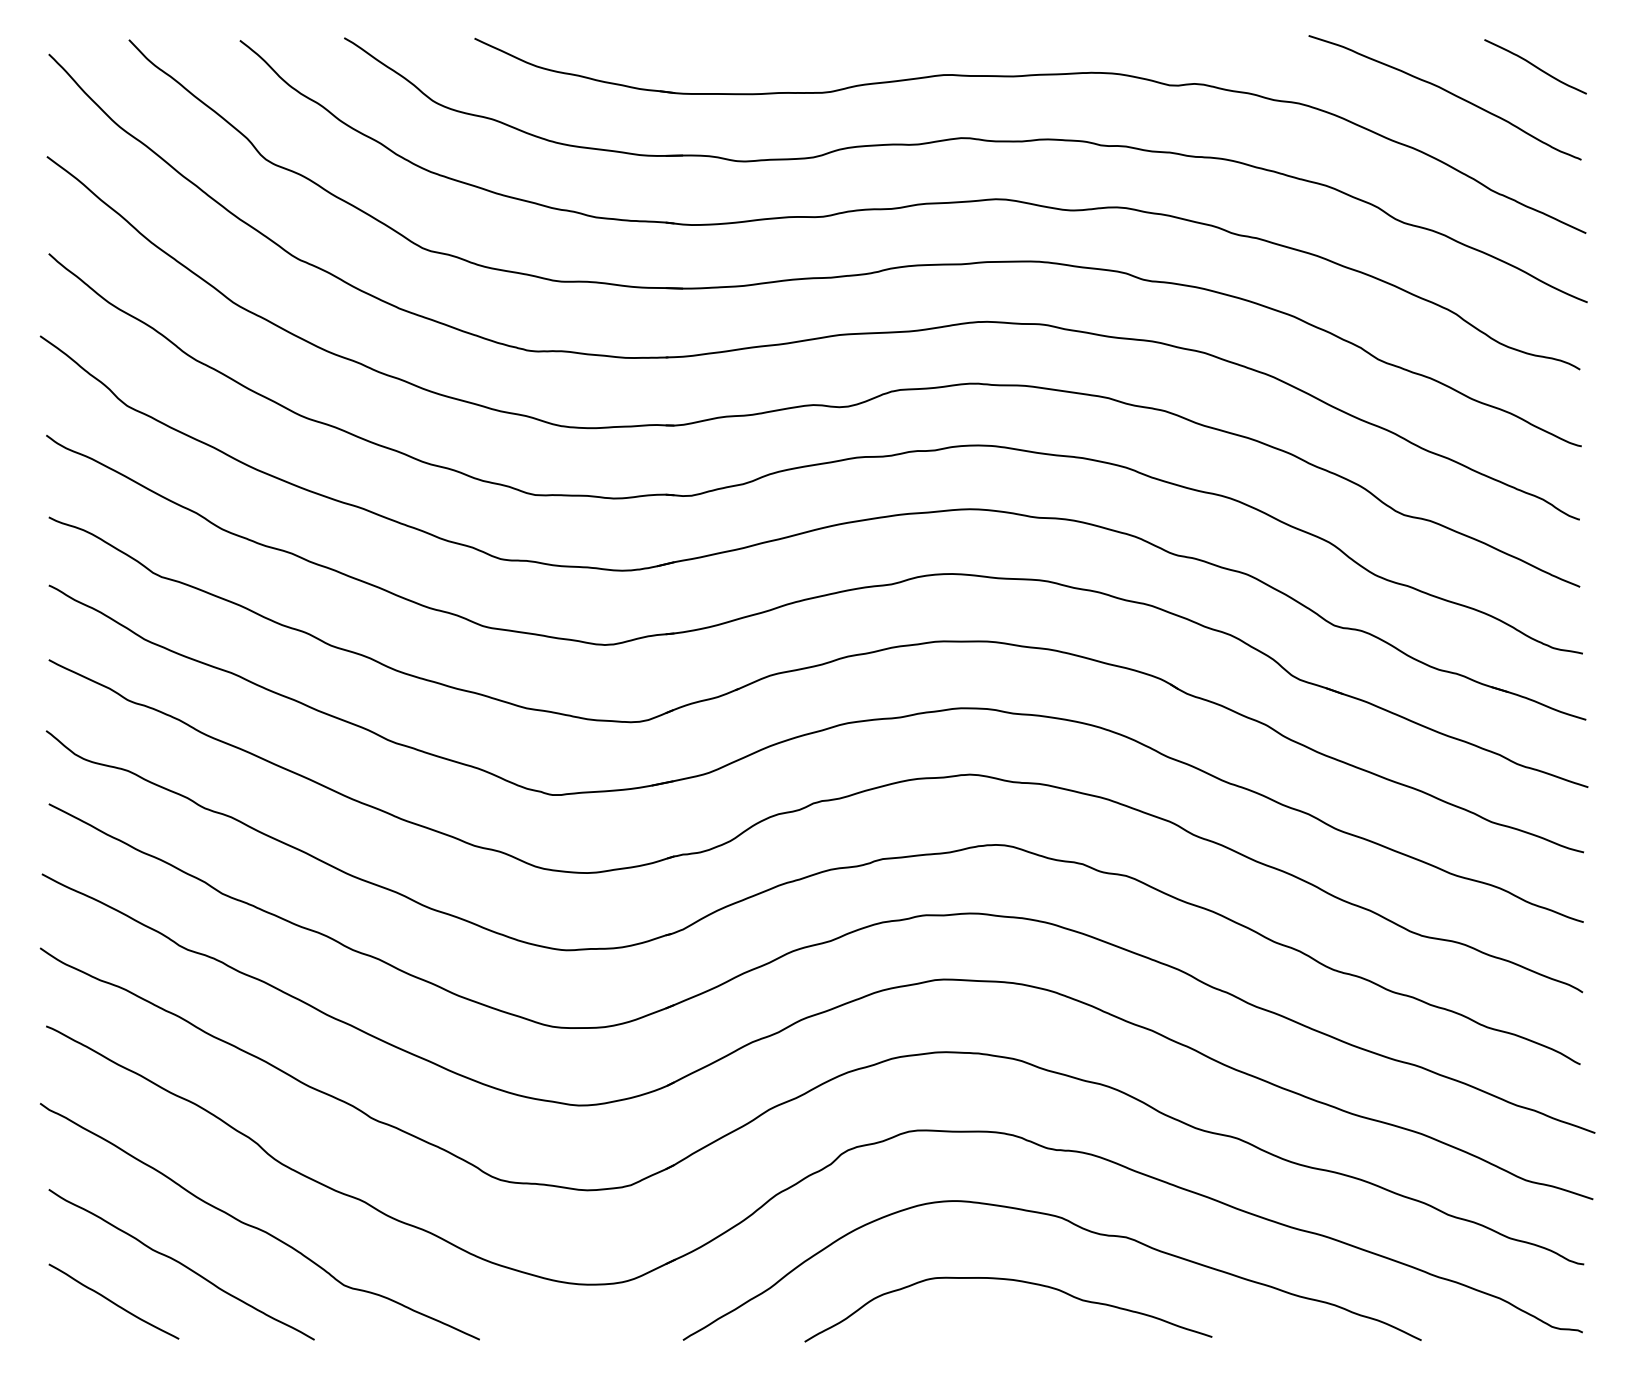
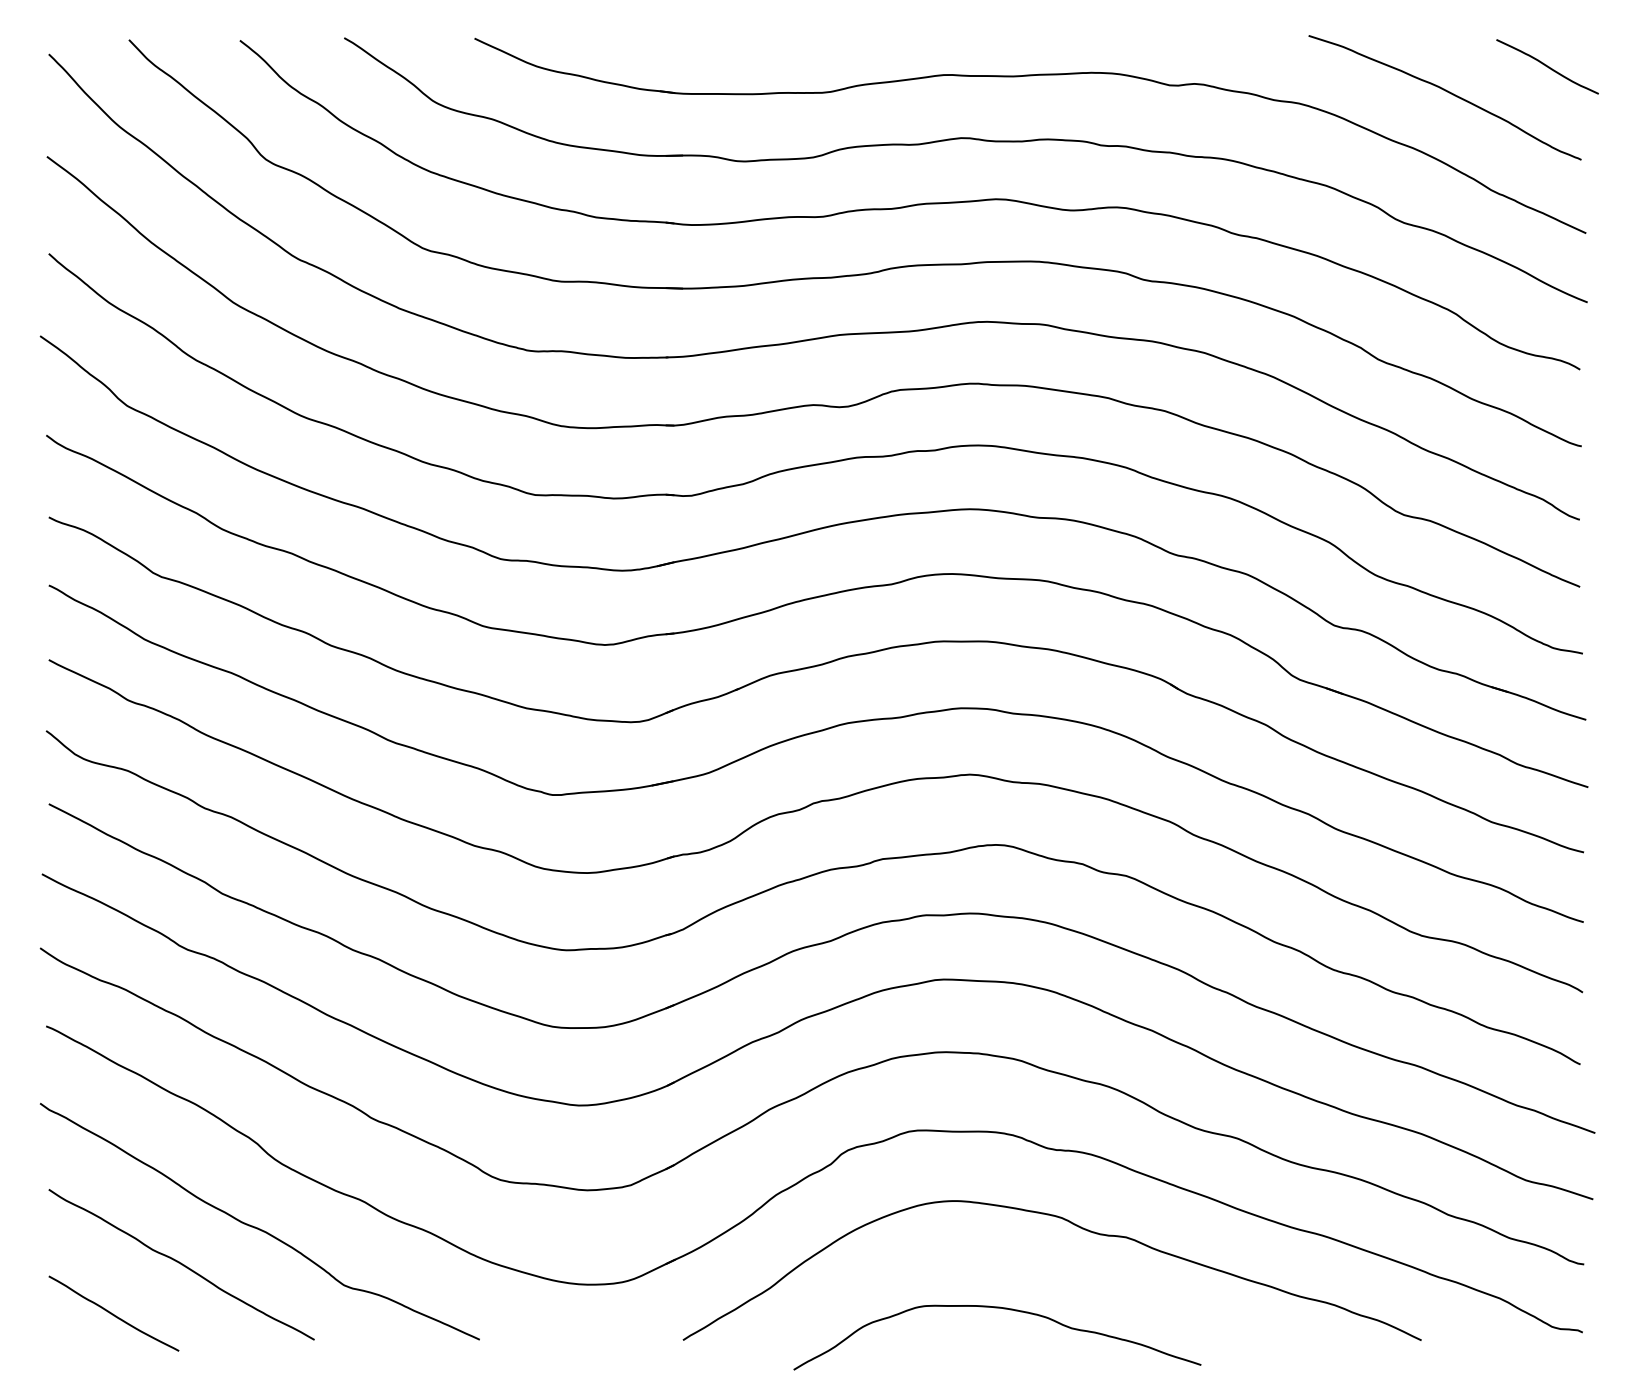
curve position: (1535, 66) -> (1547, 66) (1547, 66)
curve position: (1014, 1281) -> (1003, 1309) (1003, 1309)
curve position: (113, 1301) -> (113, 1313) (113, 1313)
